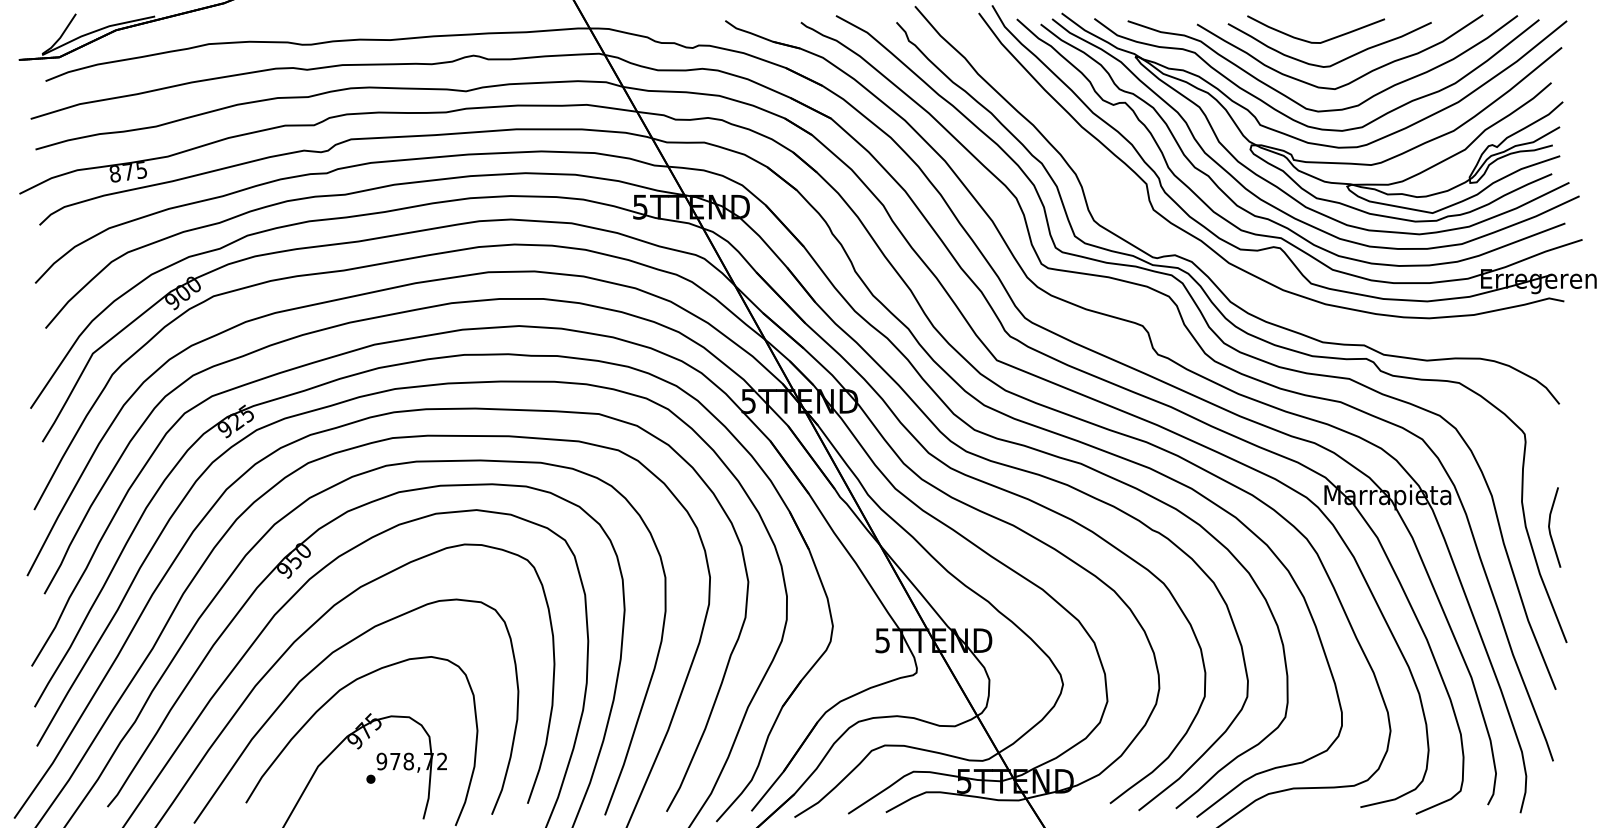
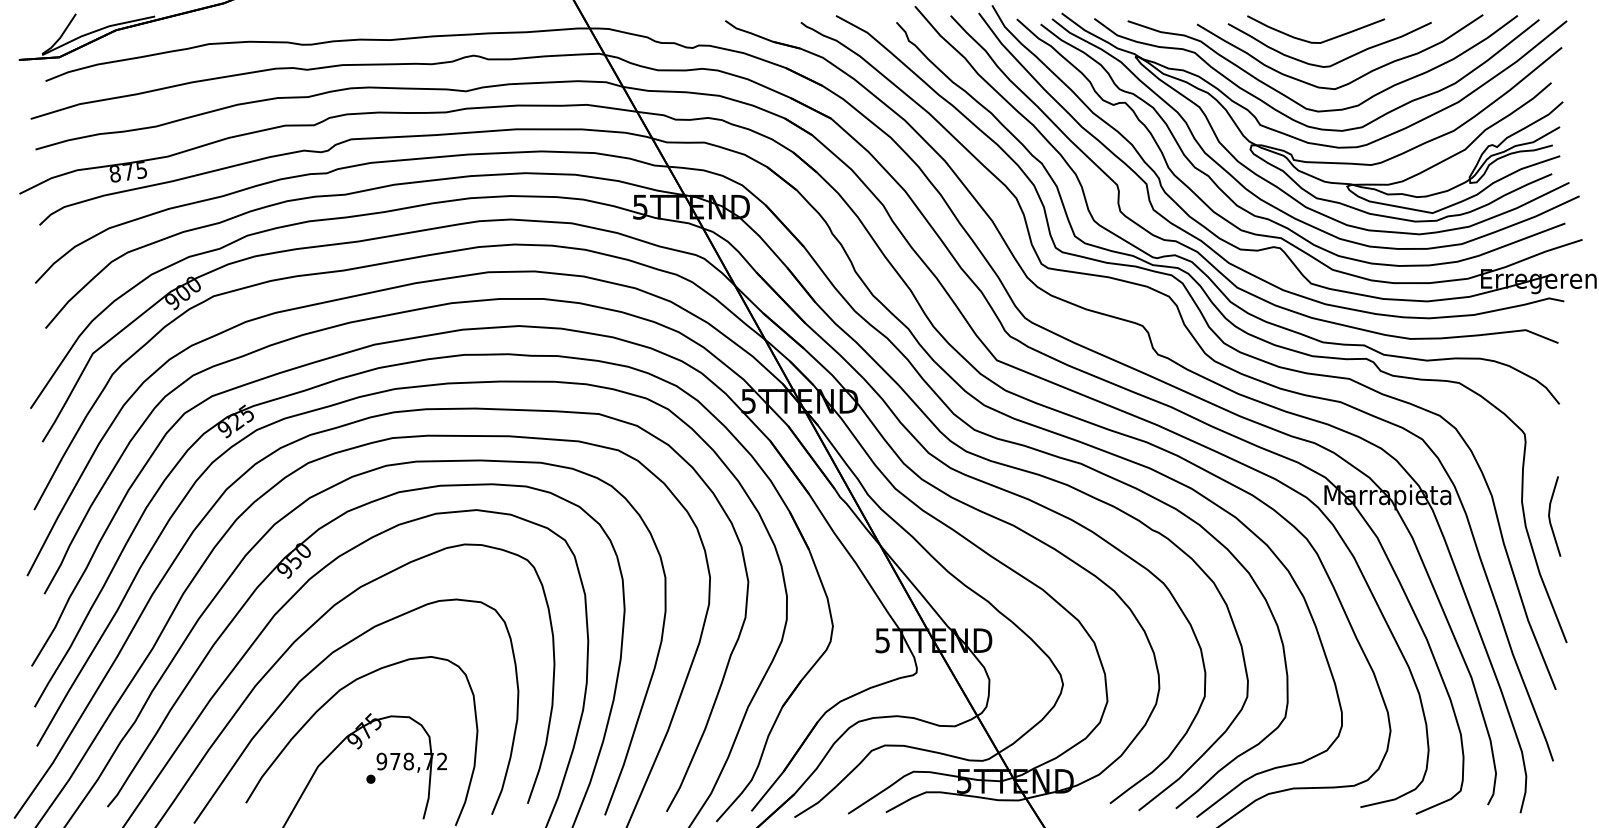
curve: none -> present (1198, 251)
line position: (1550, 528) -> (1550, 517) (1550, 517)
